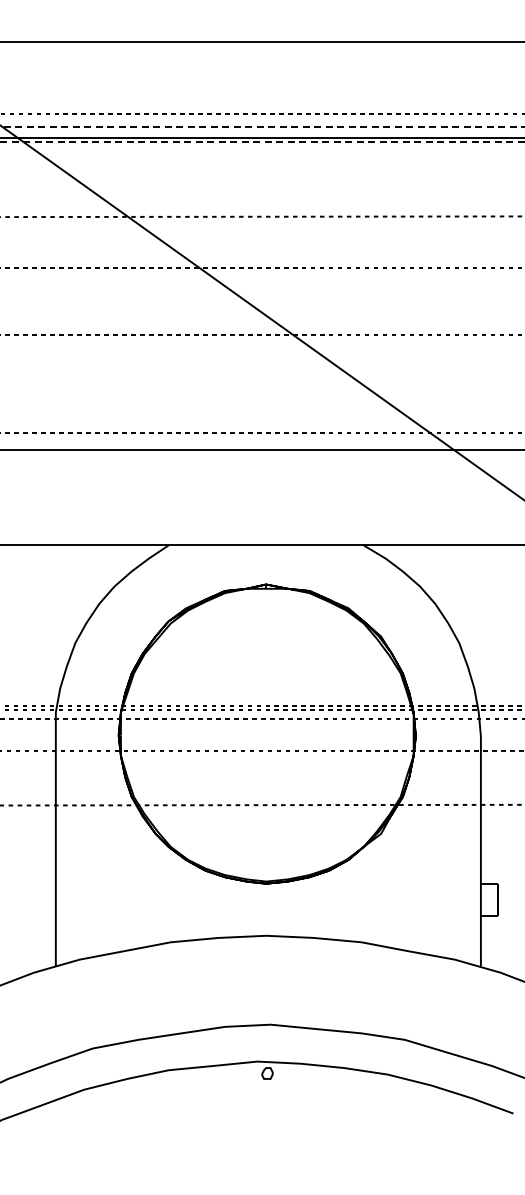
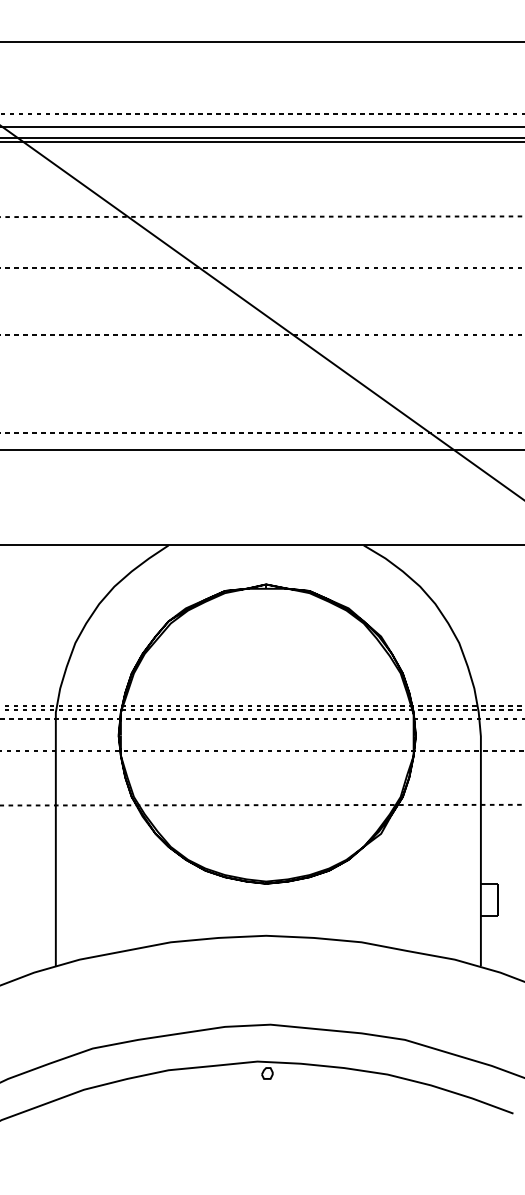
line: dashed -> solid (262, 126)
line: dashed -> solid (262, 142)
